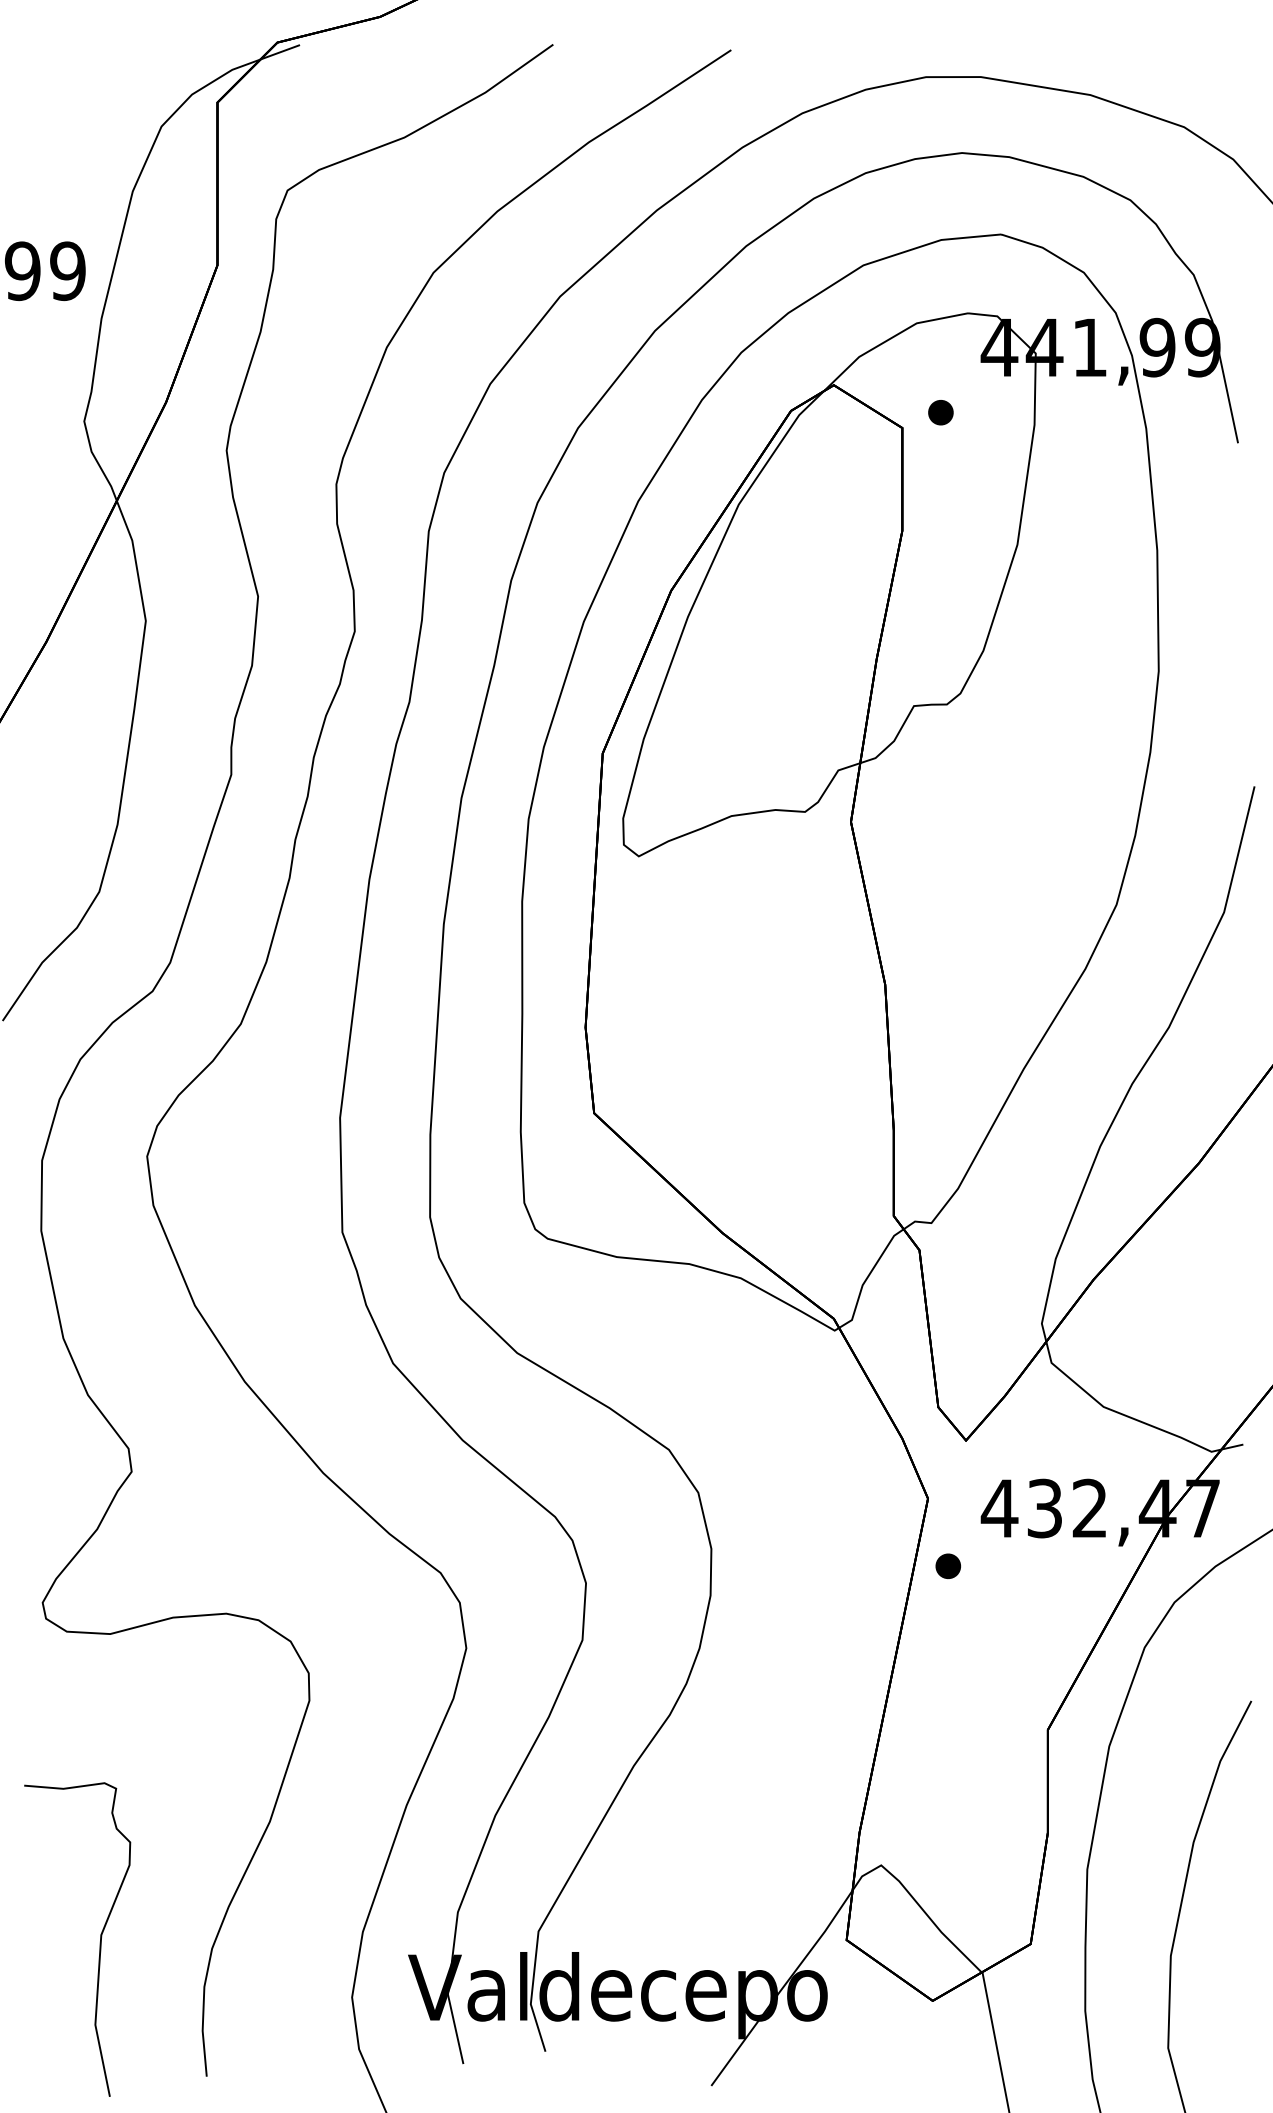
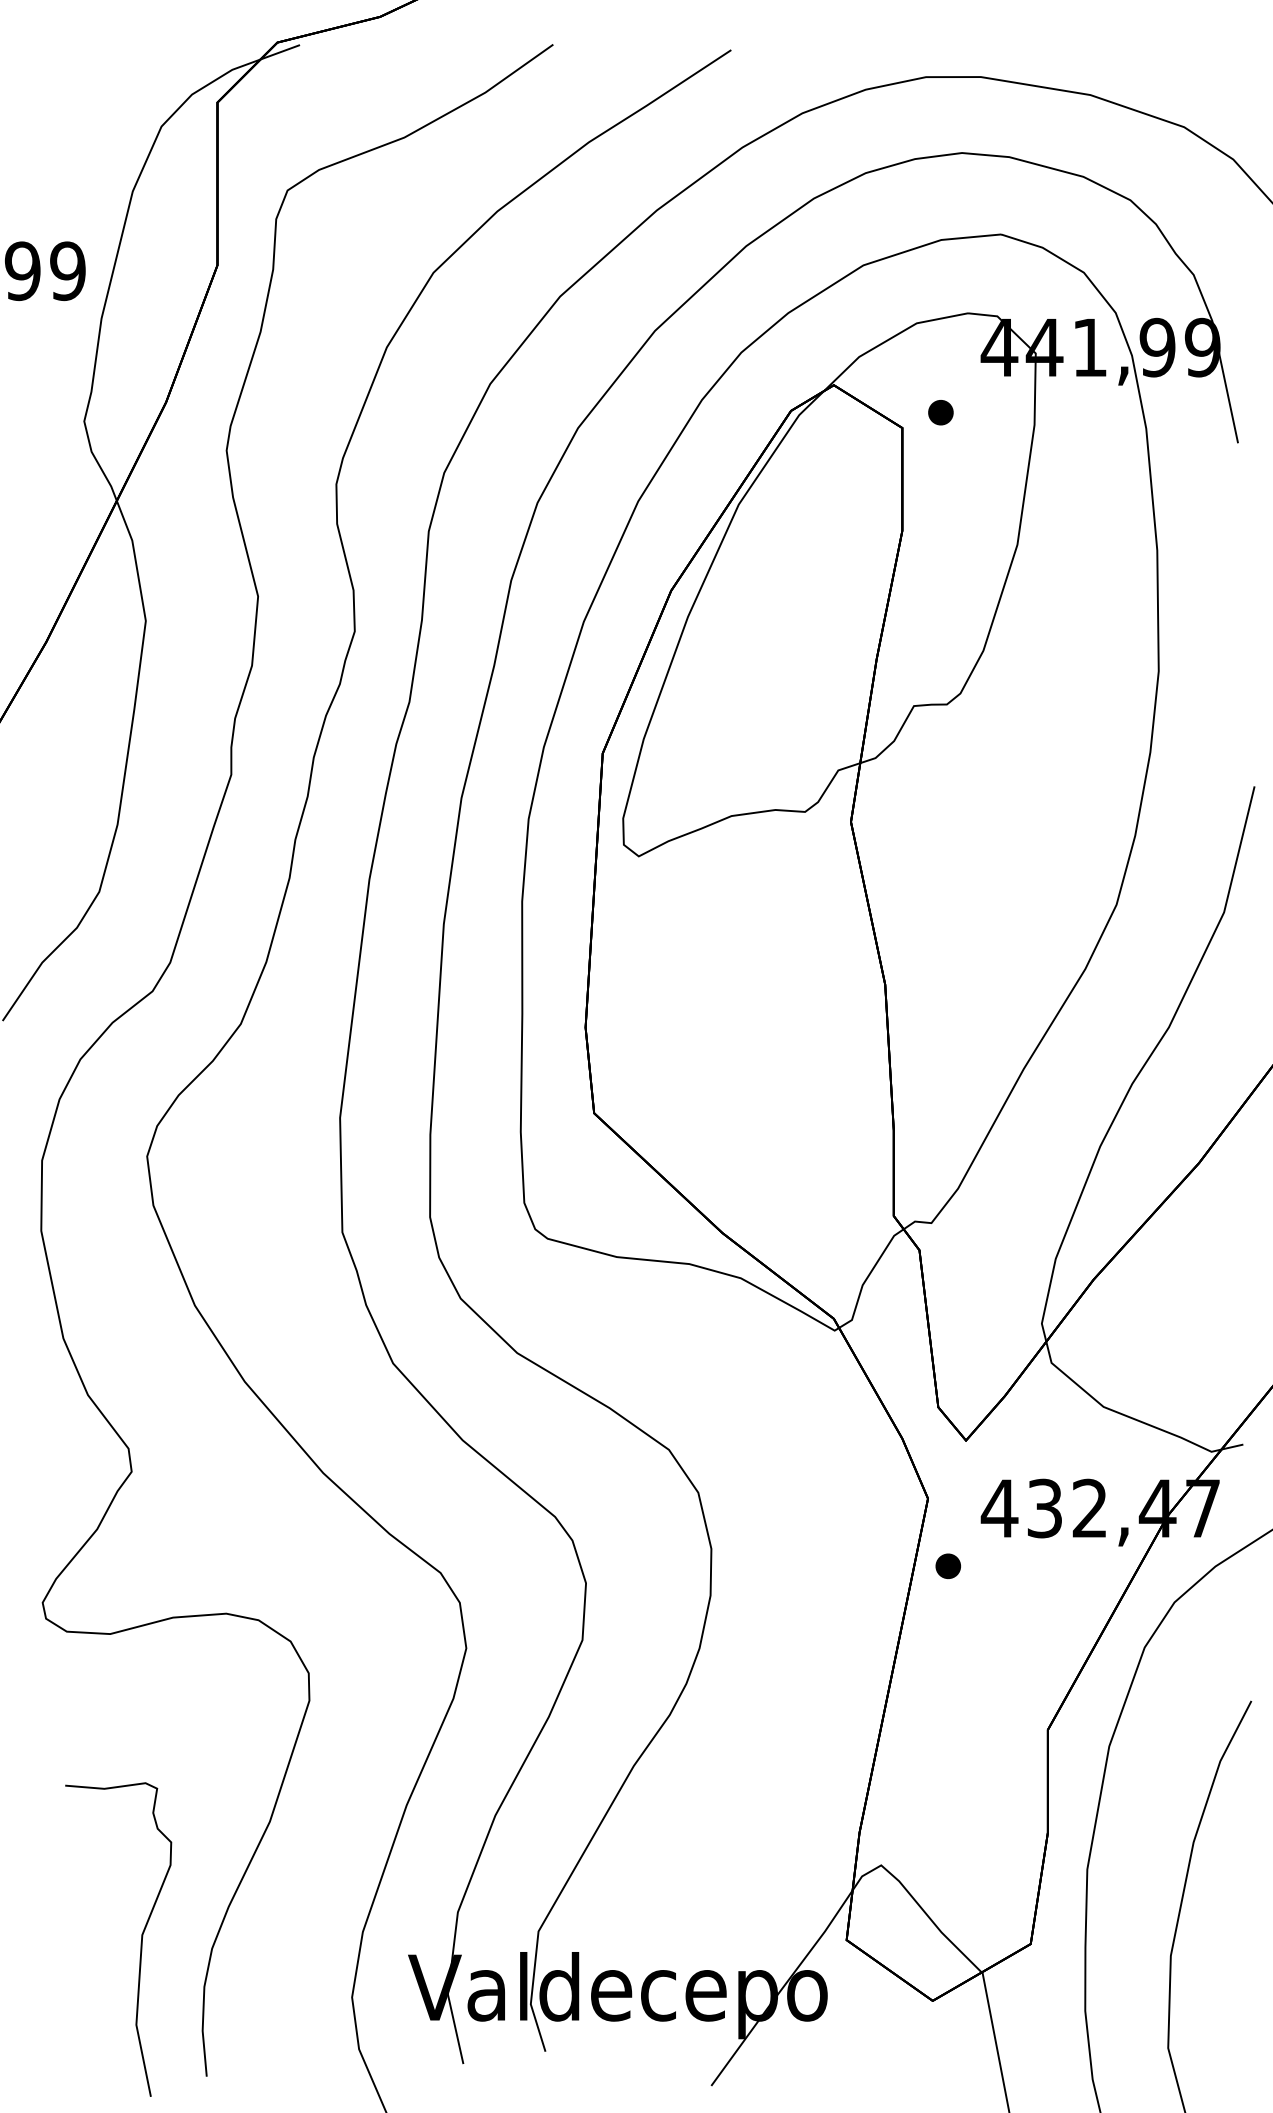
curve position: (99, 1942) -> (140, 1942) (140, 1942)
